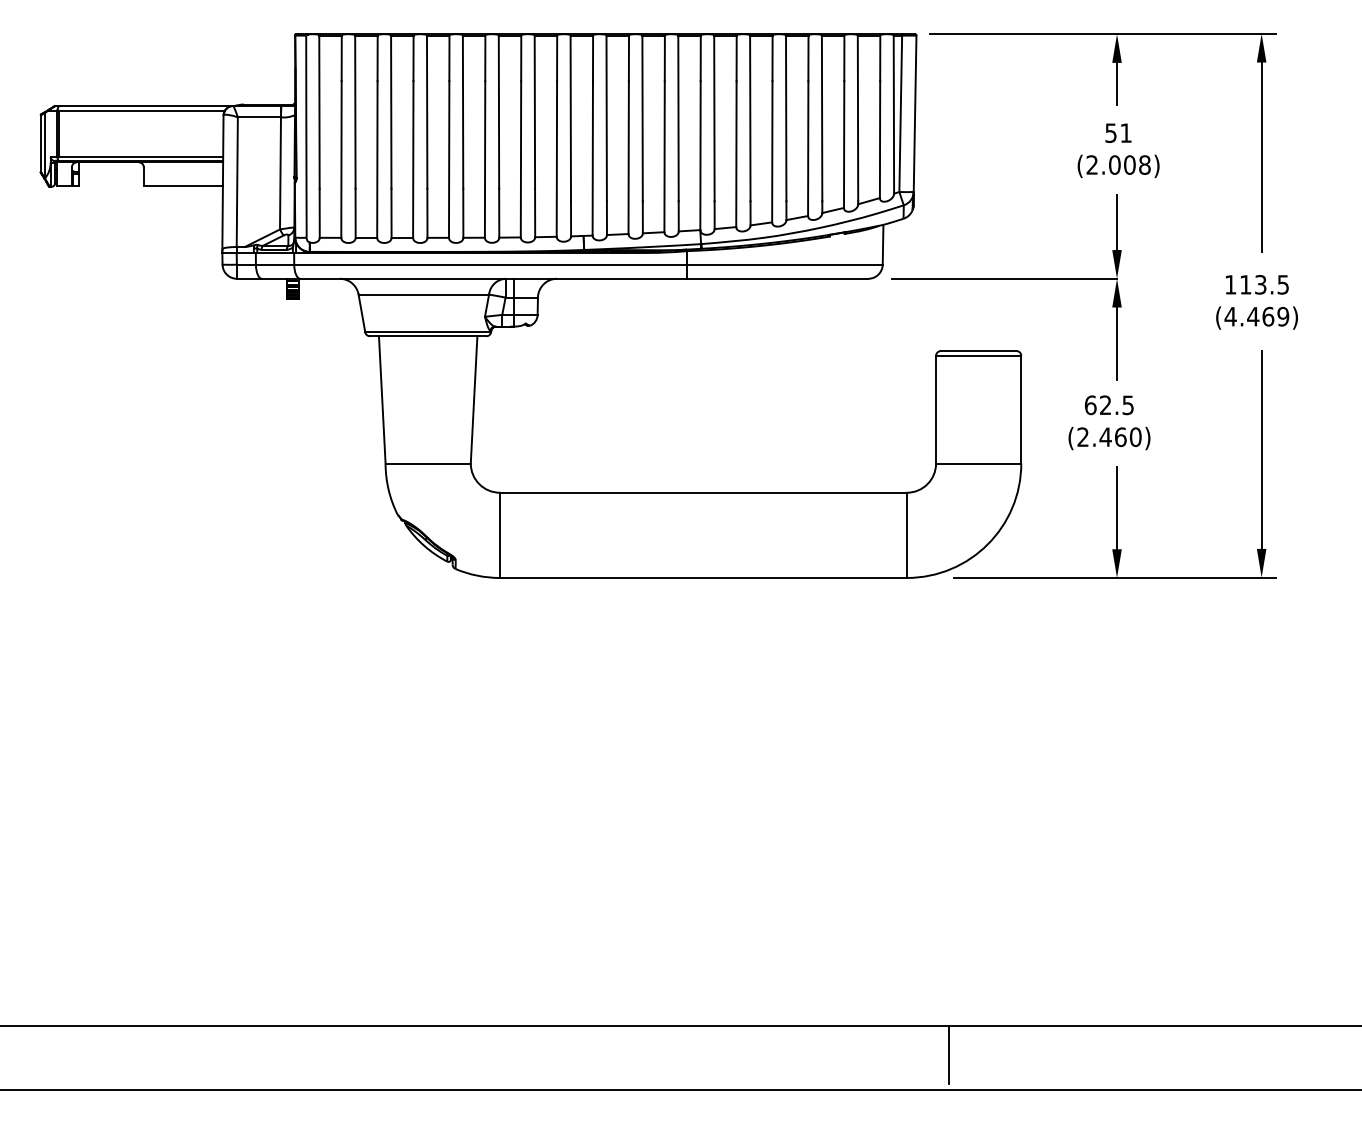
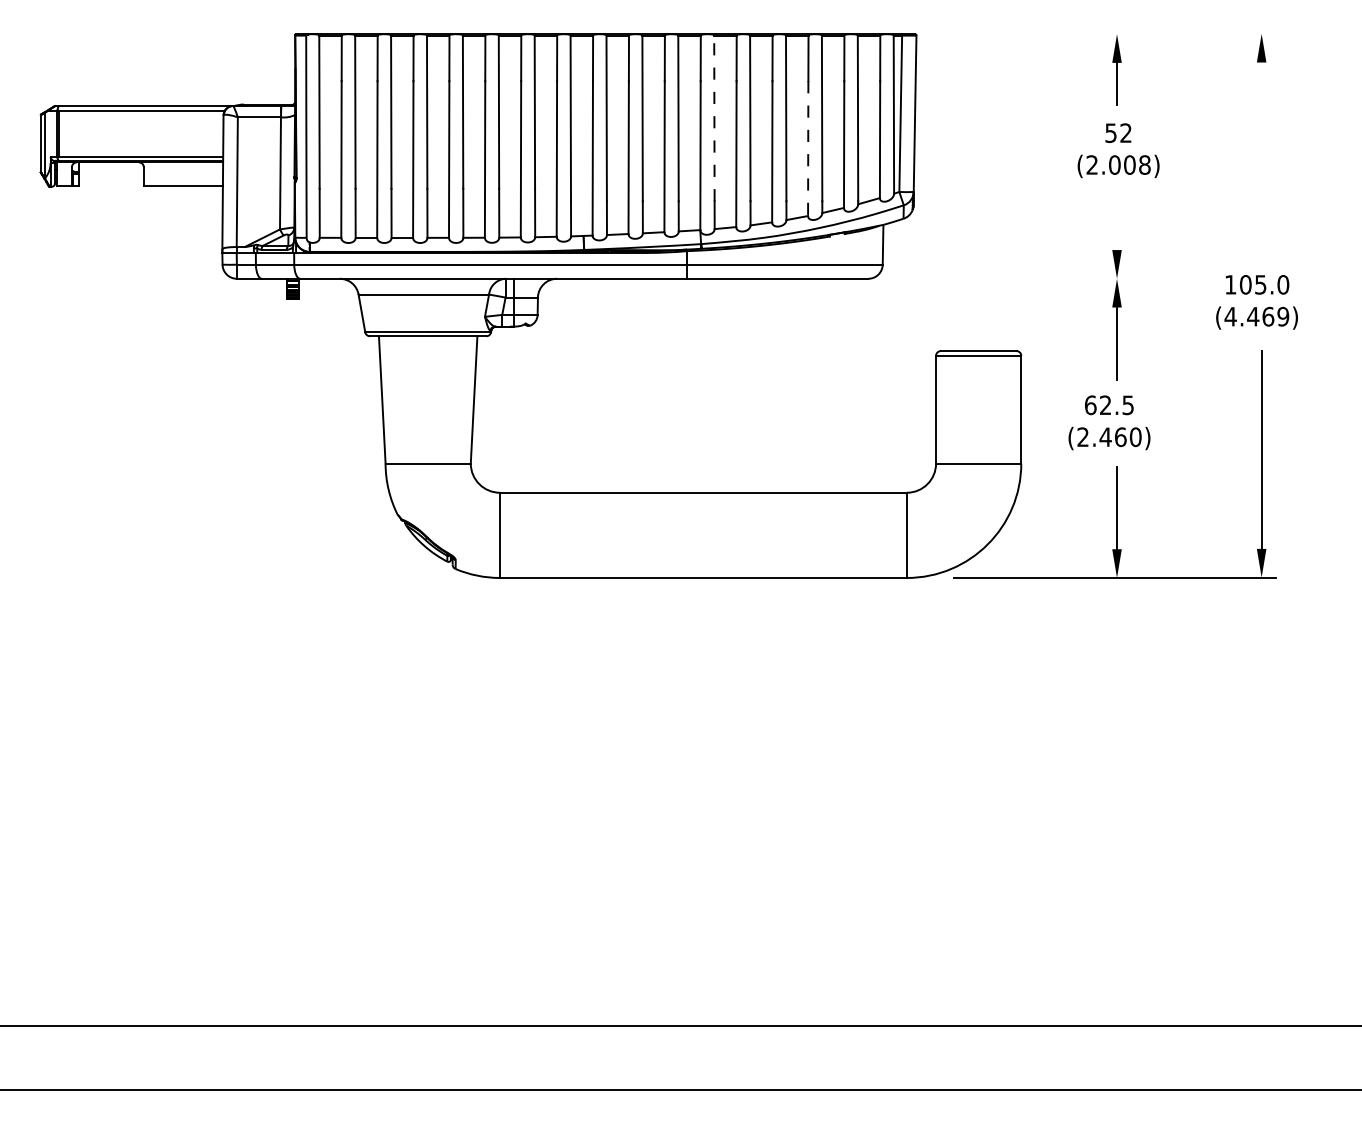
line: present -> none (1102, 34)
line: solid -> dashed (714, 118)
text: 51 -> 52 (1125, 132)
line: solid -> dashed (808, 149)
line: present -> none (1261, 157)
line: present -> none (1117, 222)
line: present -> none (1004, 278)
text: 113.5 -> 105.0 (1264, 284)
line: present -> none (948, 1055)
